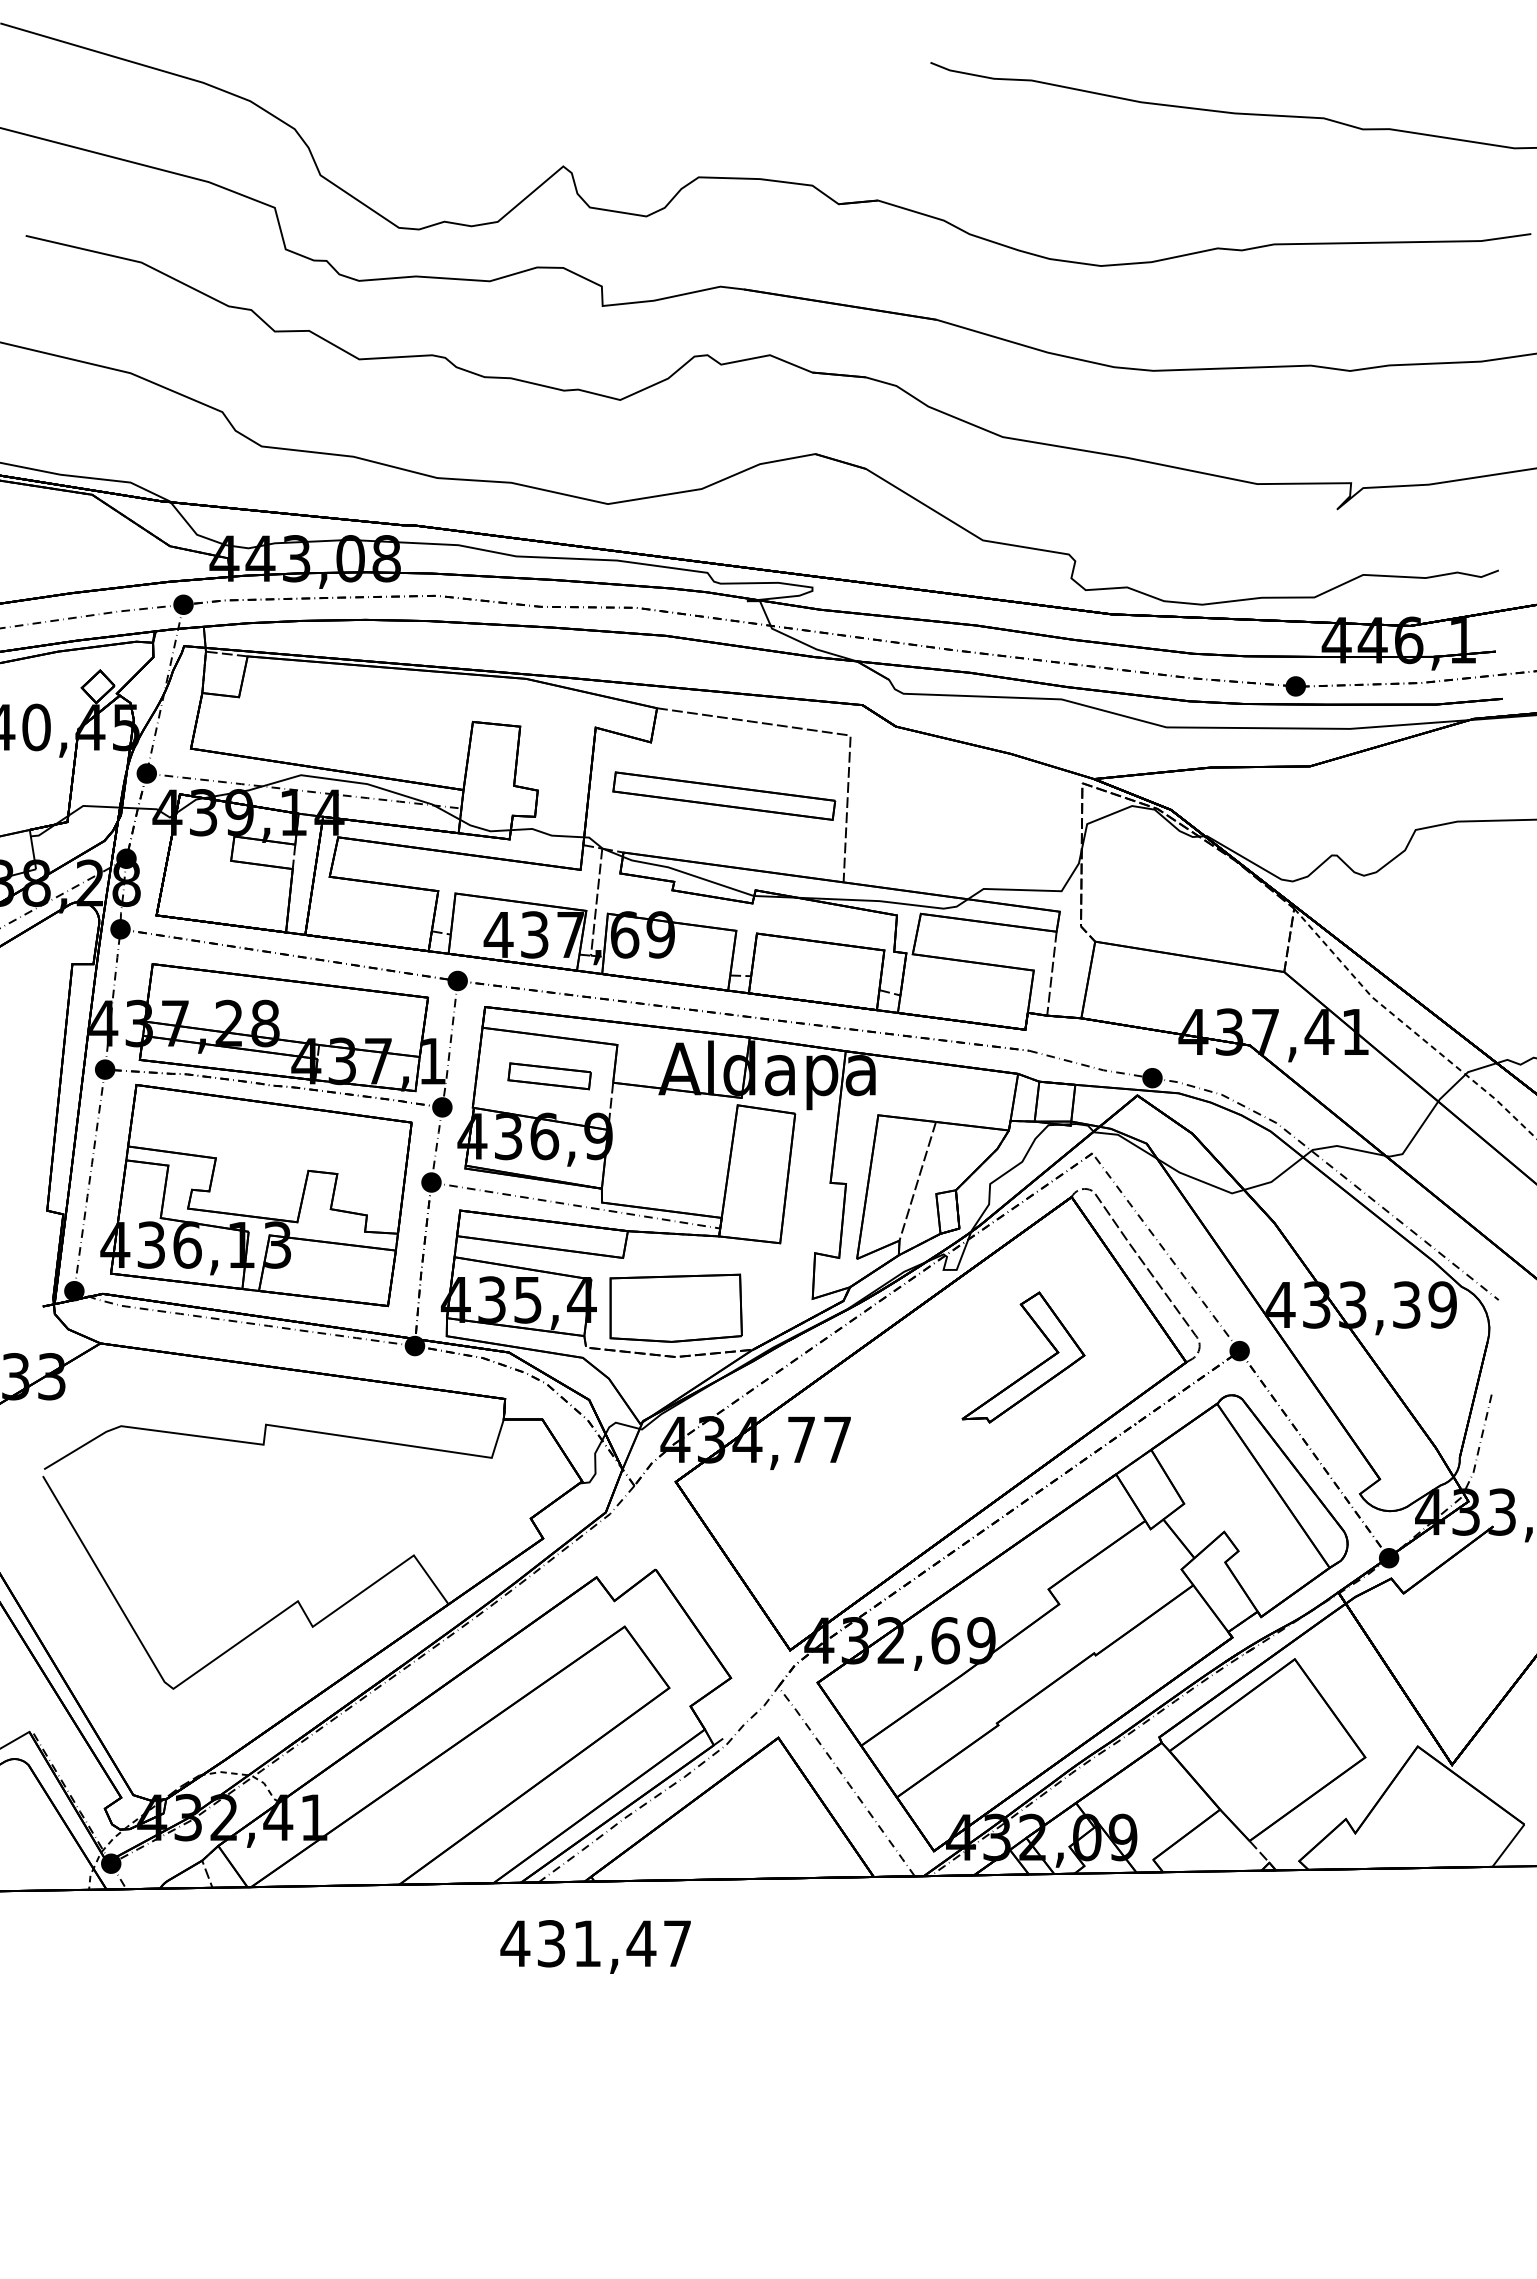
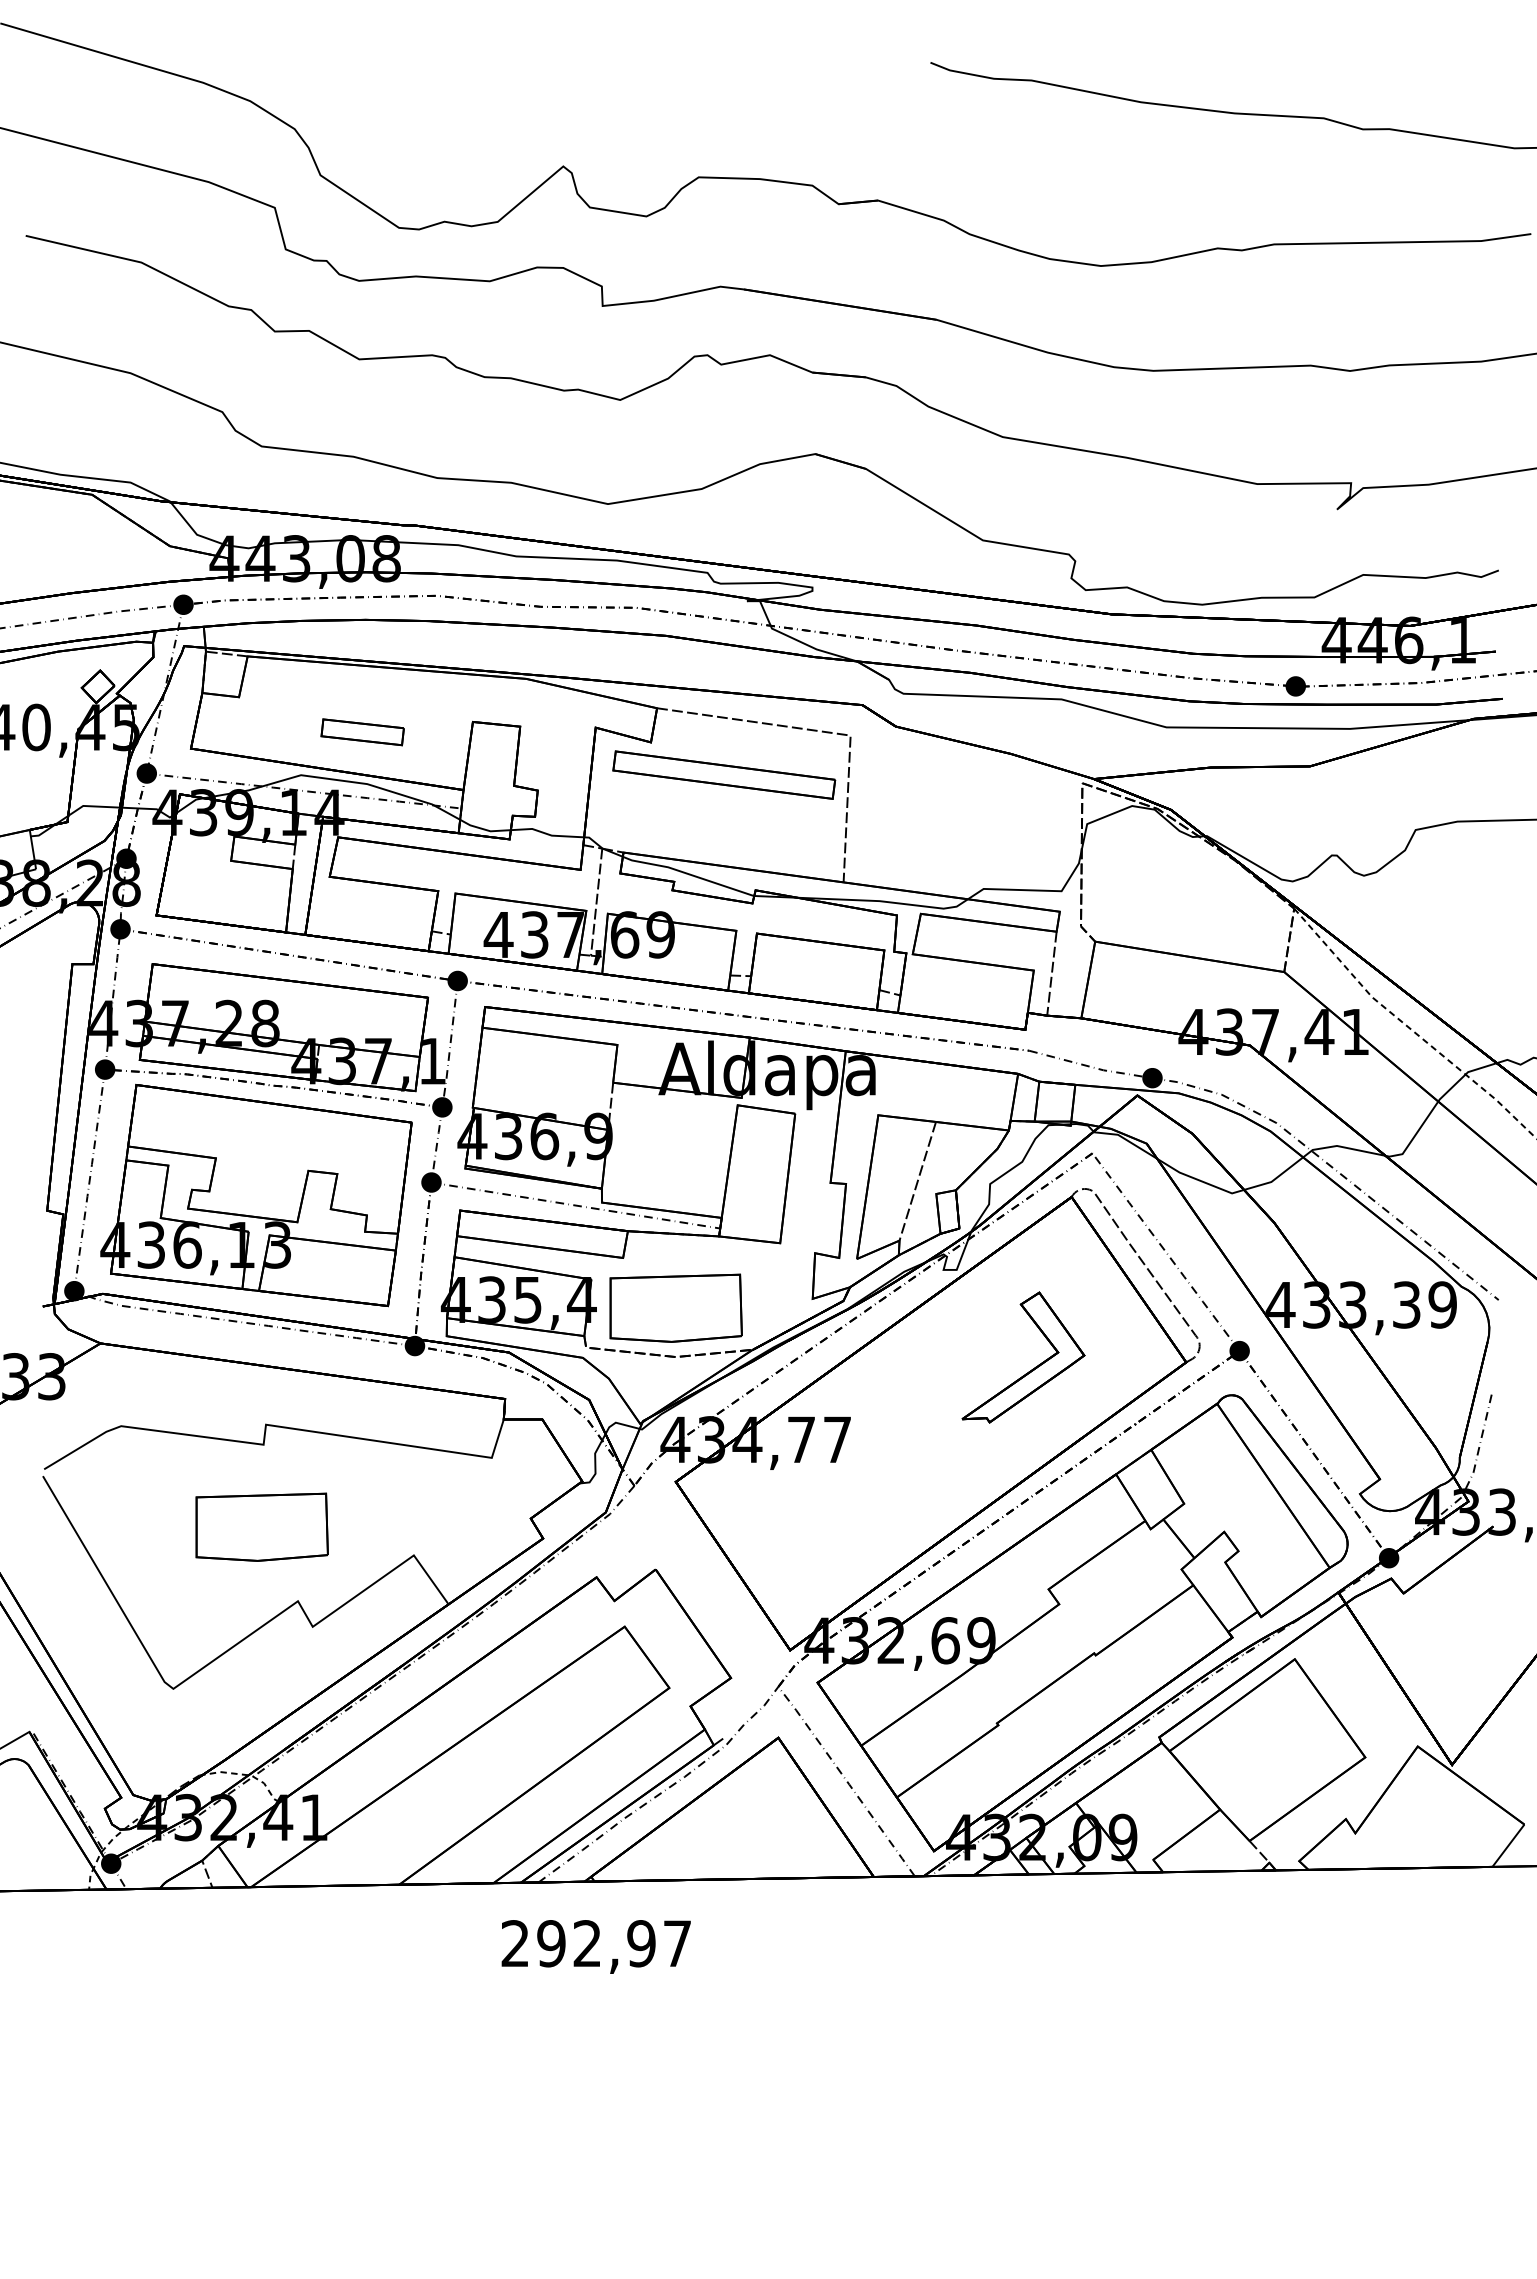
part position: (724, 795) -> (724, 774) (724, 774)
part position: (549, 1076) -> (362, 732) (362, 732)
part: none -> present (261, 1526)
text: 431,47 -> 292,97 (578, 1943)
